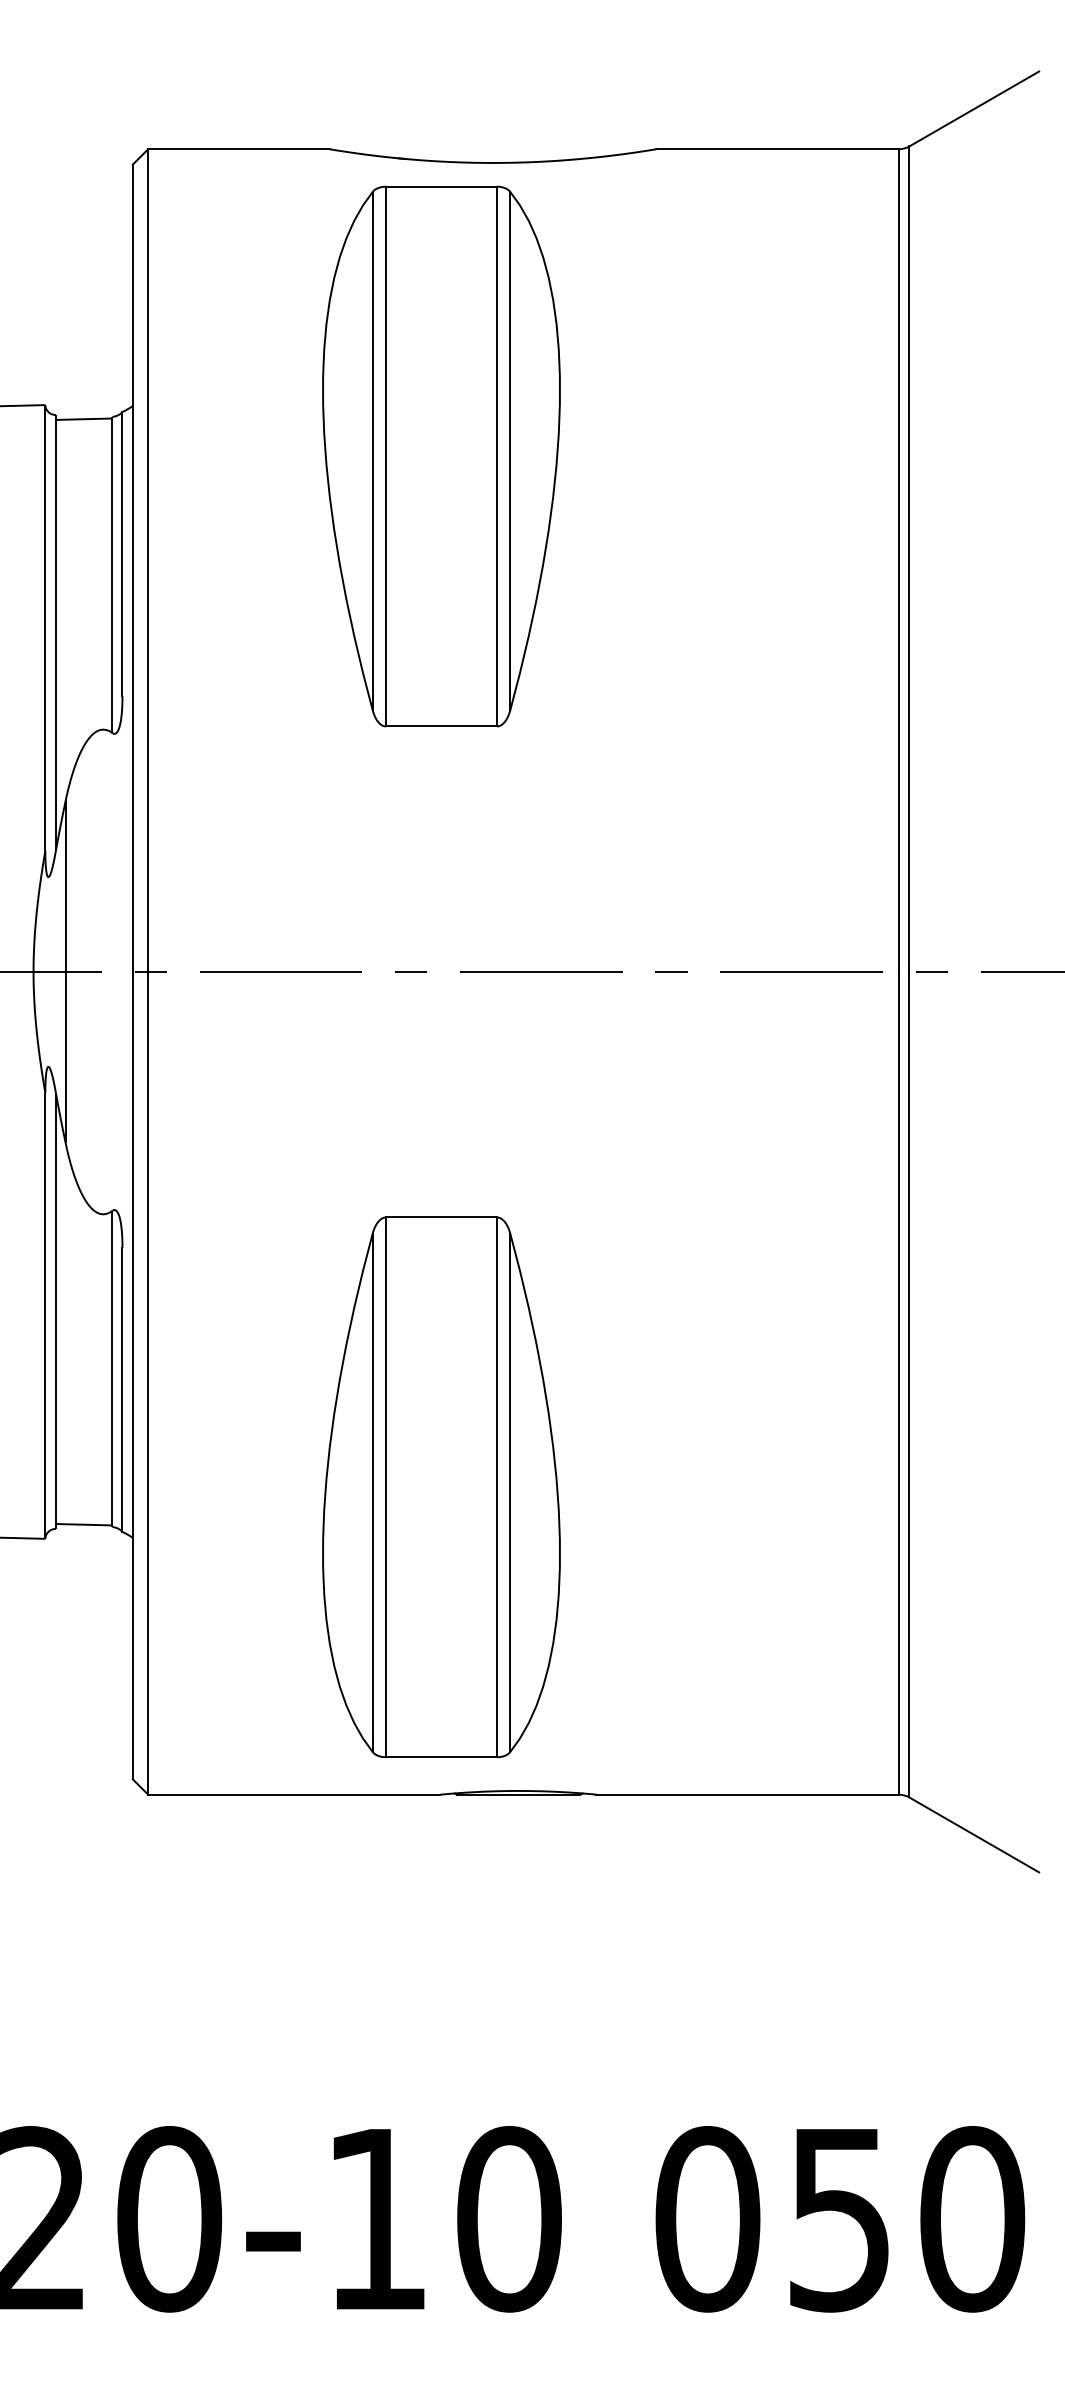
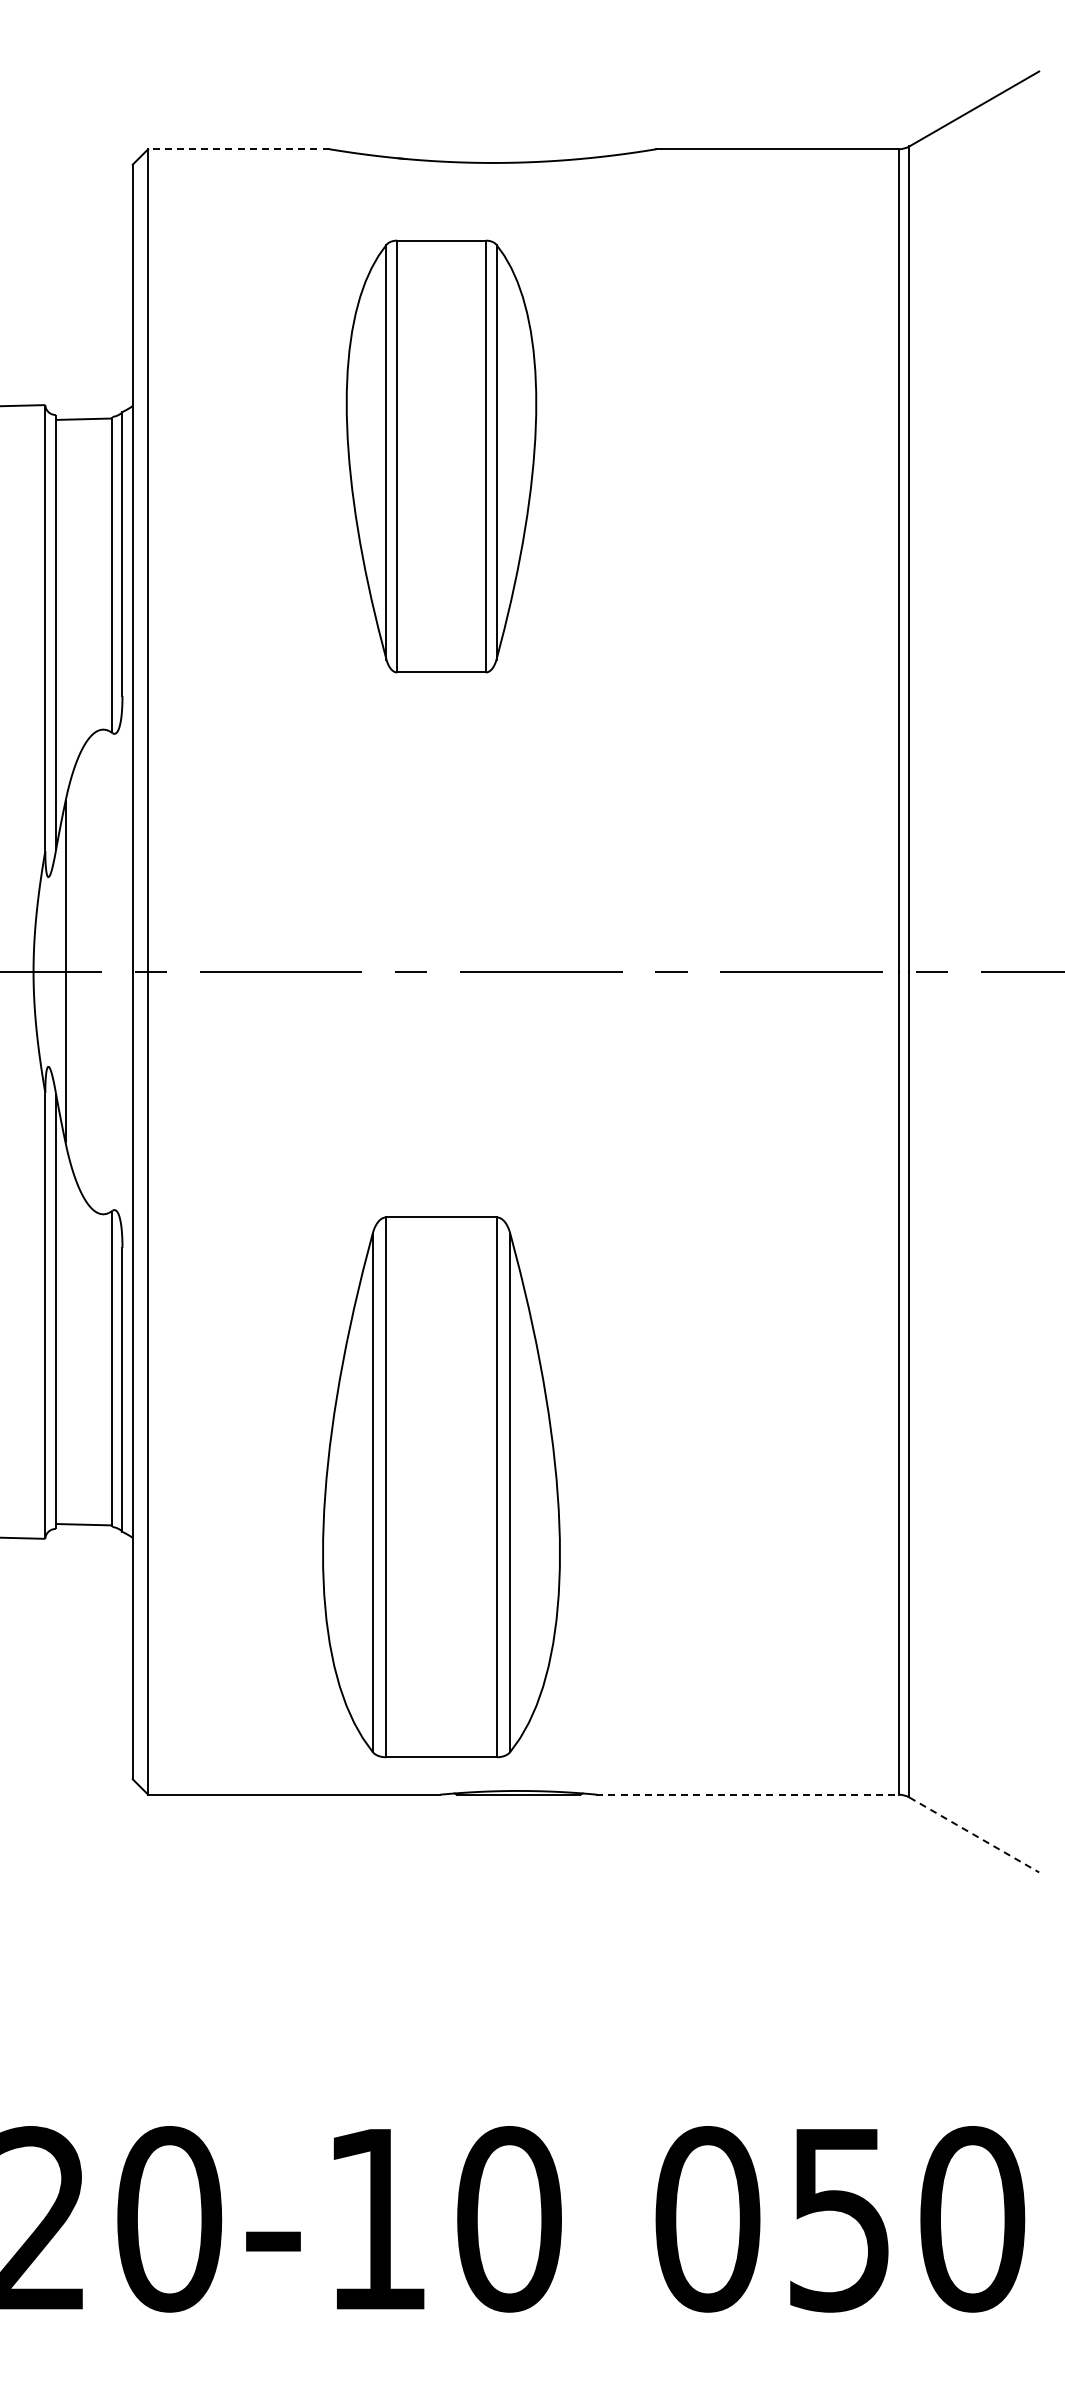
line: solid -> dashed (238, 149)
part size: 239x543 px -> 193x435 px (441, 456)
line: solid -> dashed (748, 1794)
line: solid -> dashed (974, 1834)
